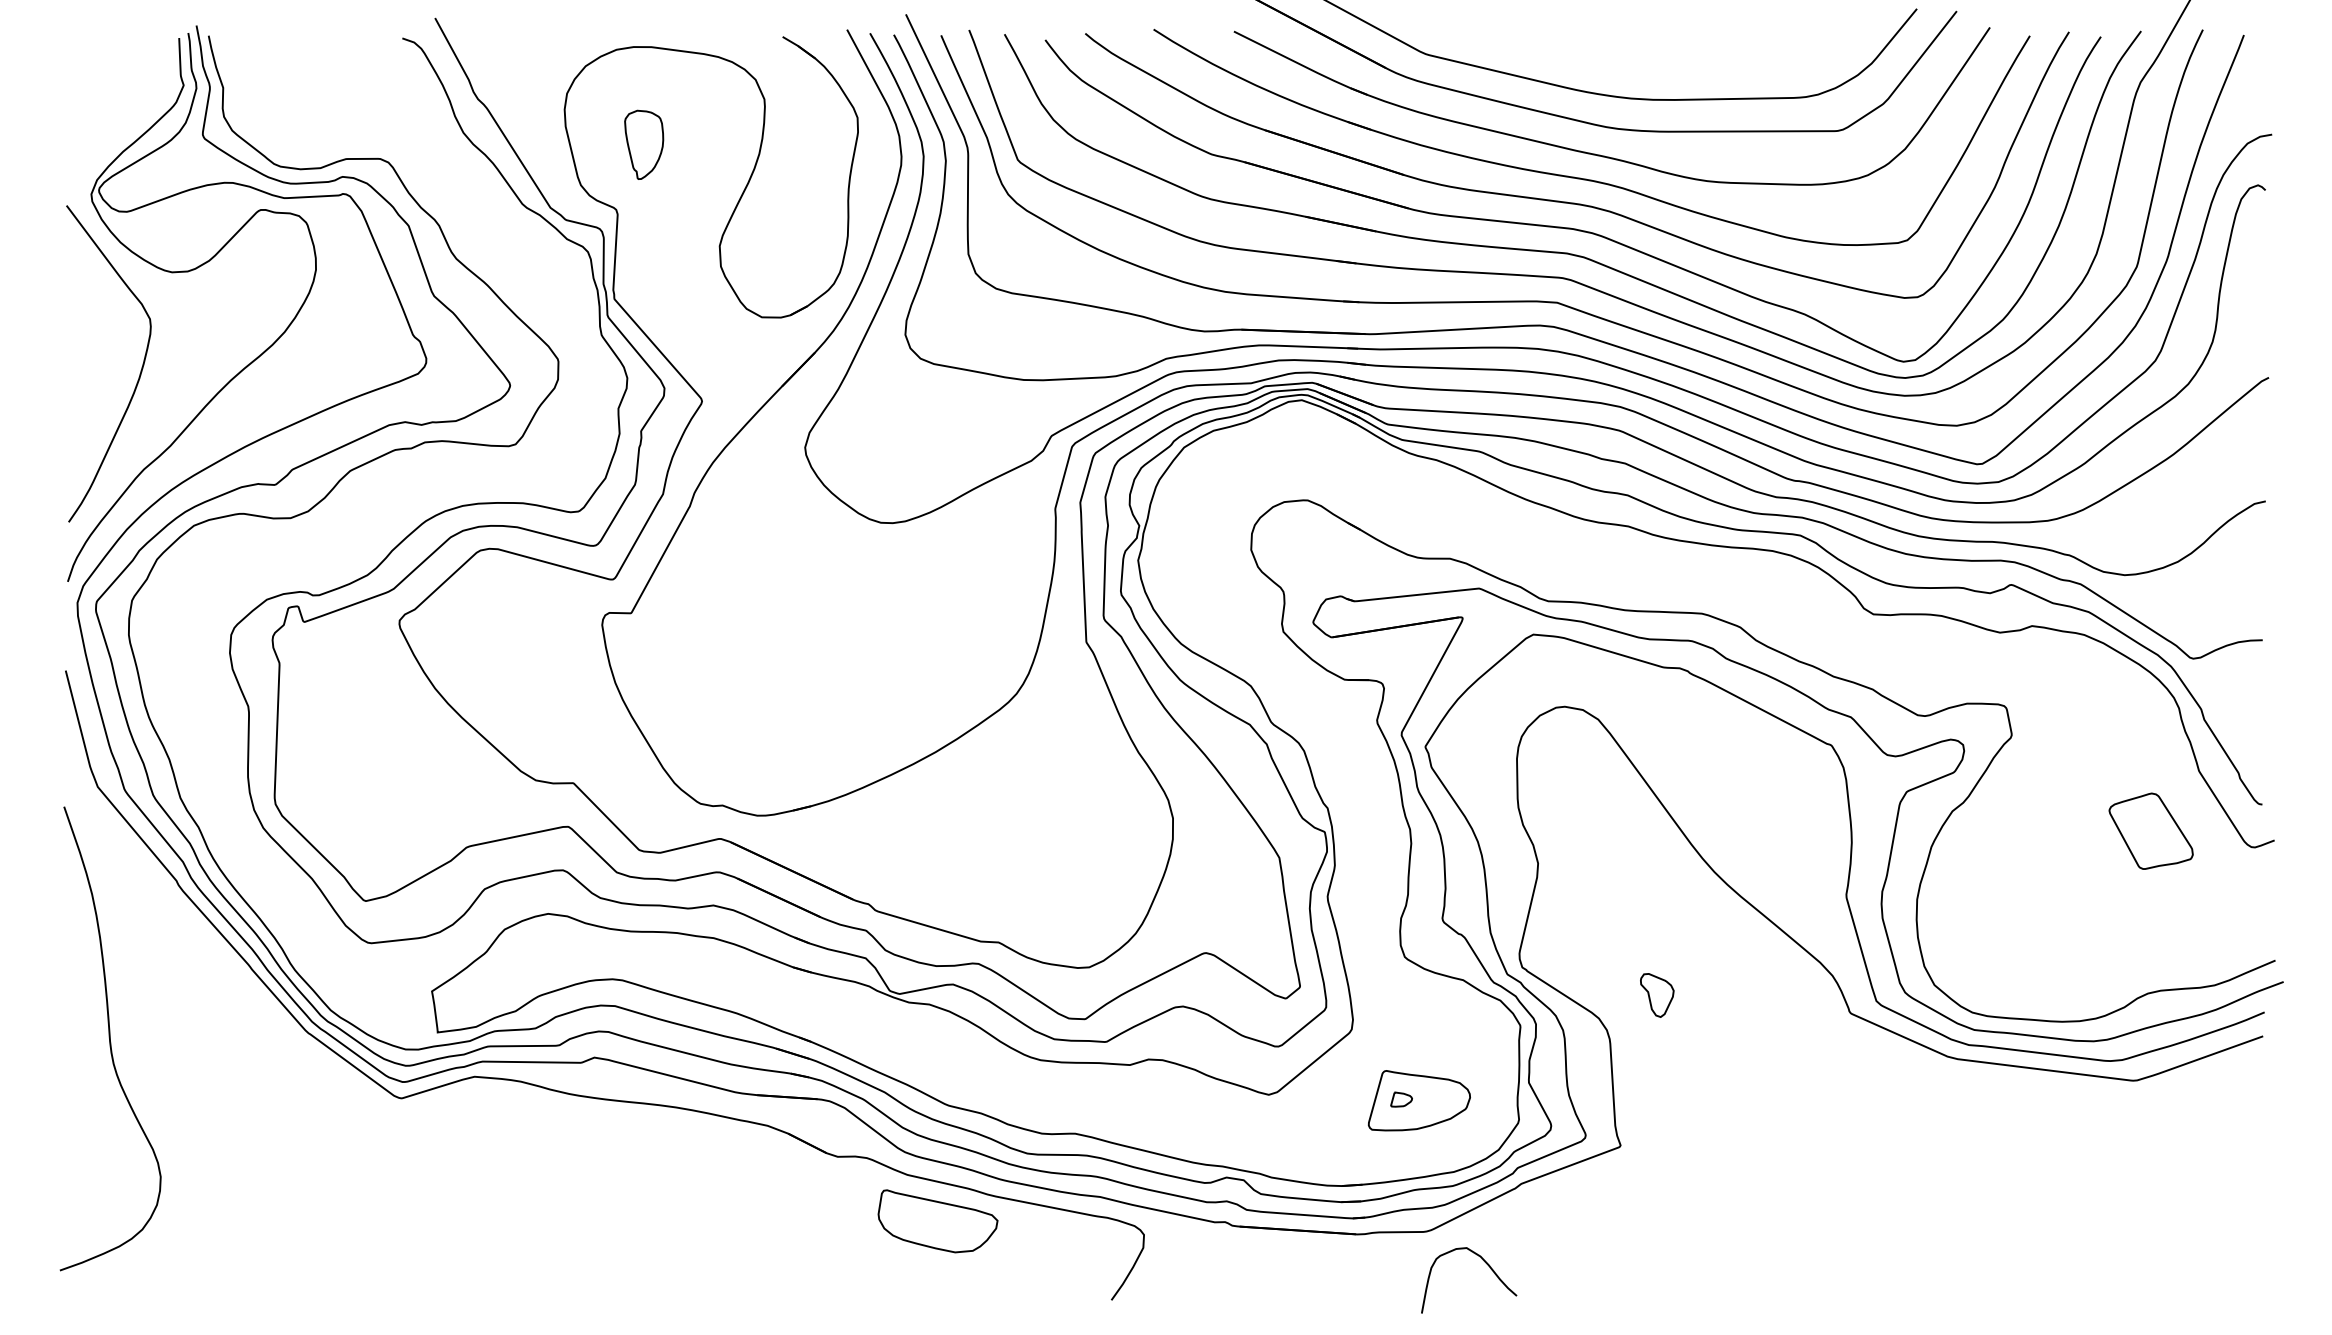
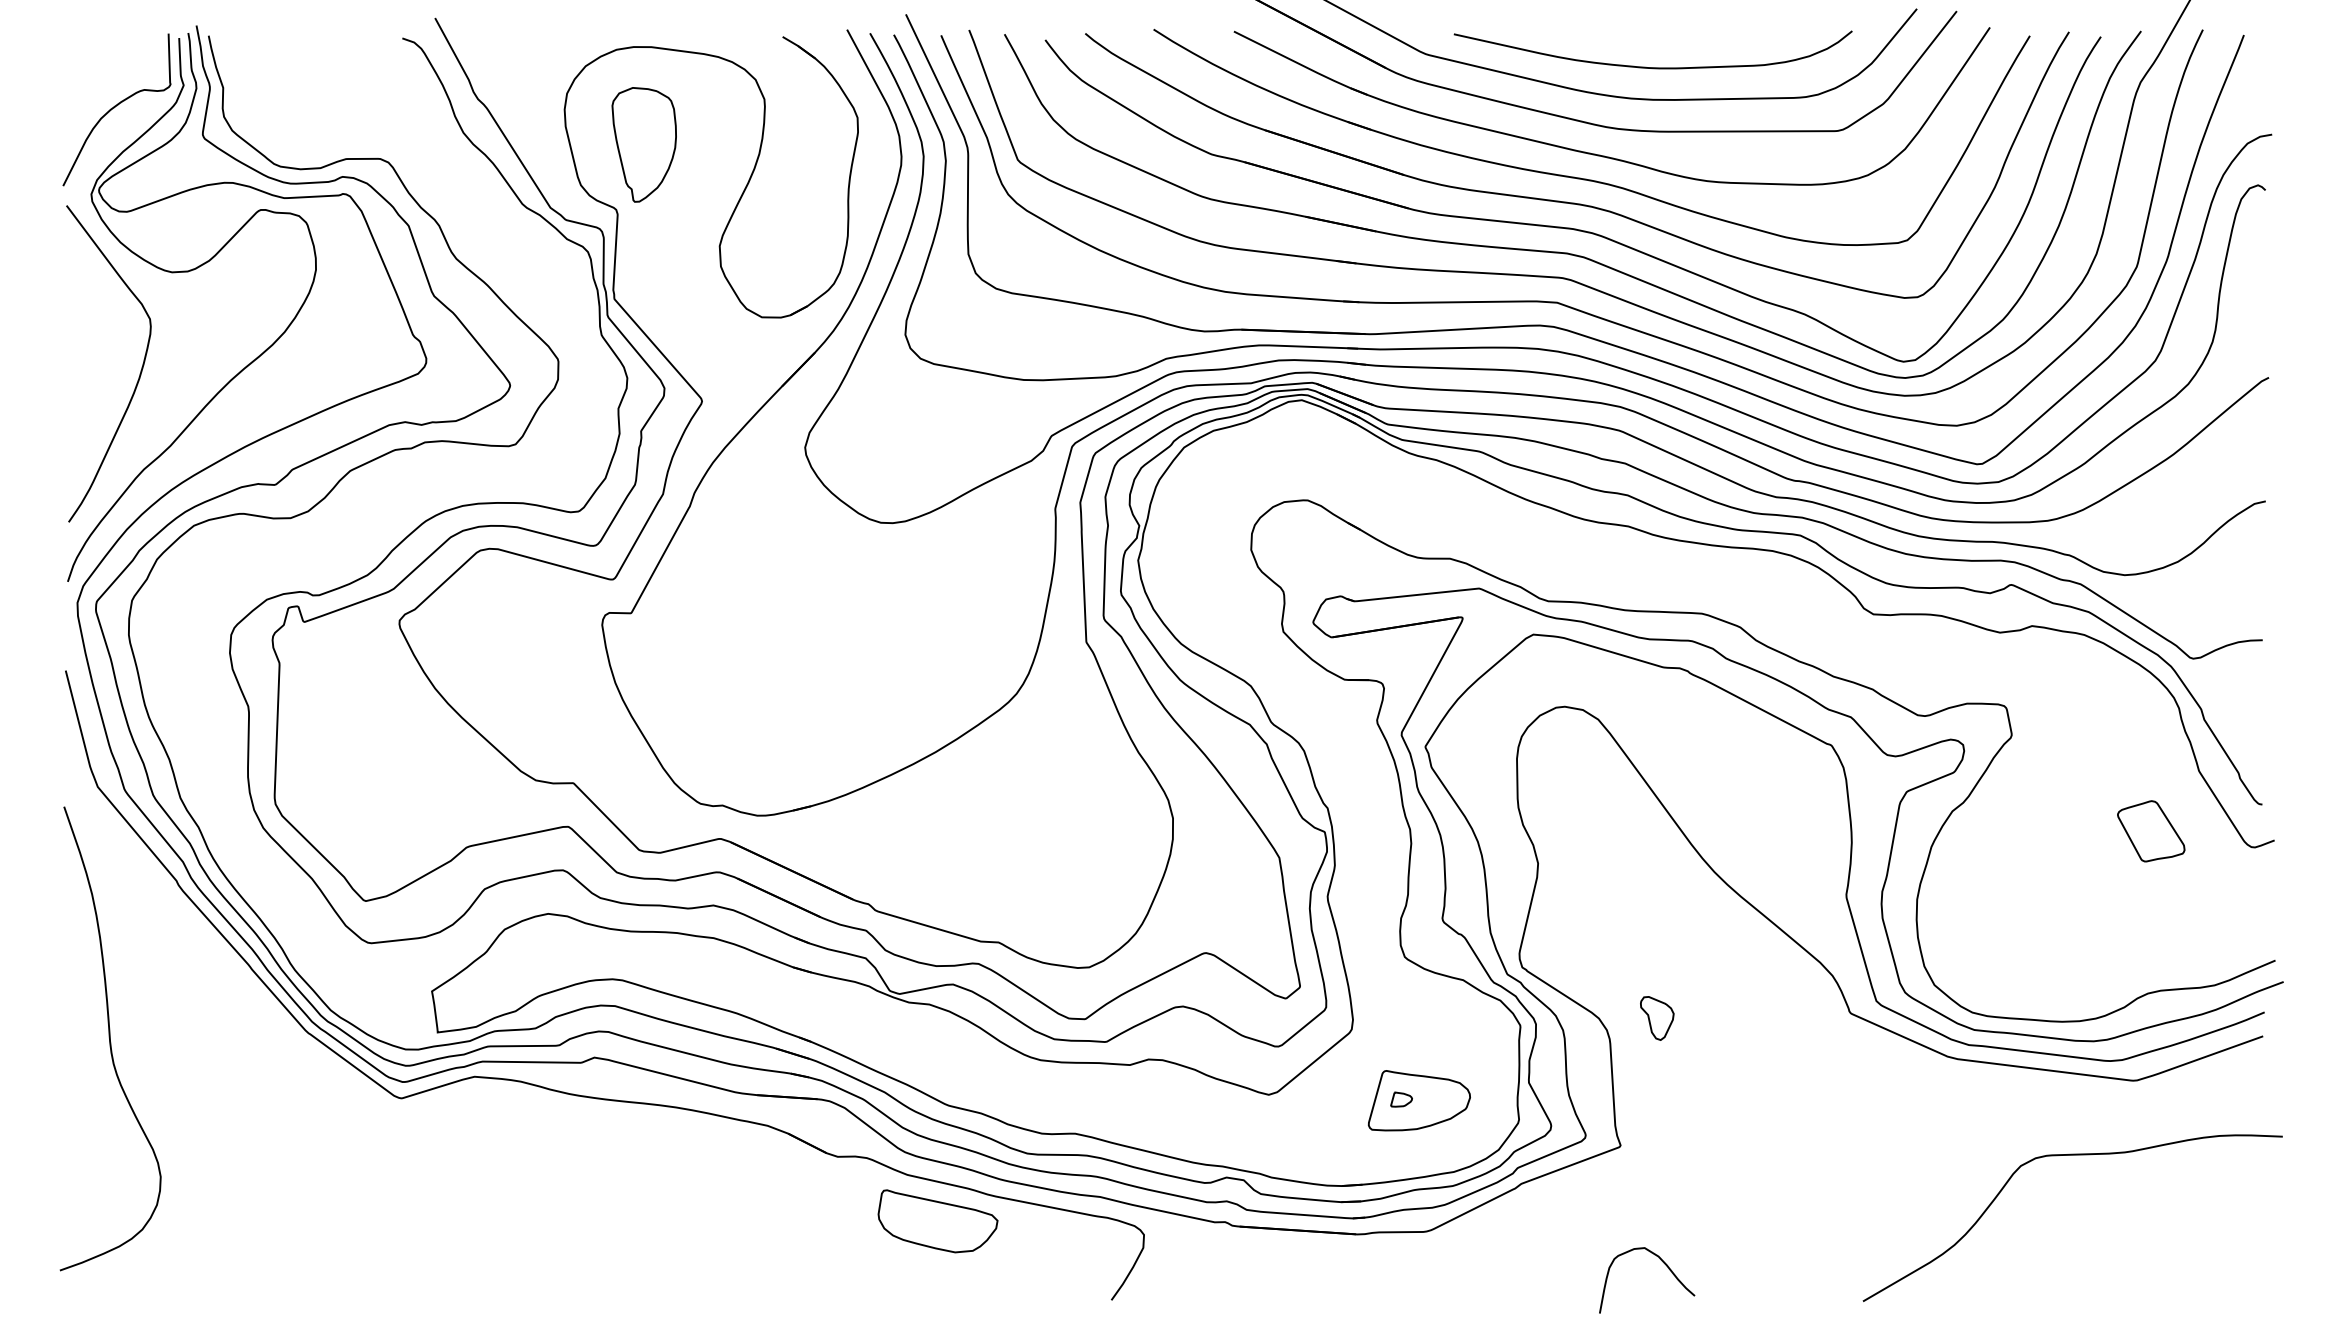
curve: none -> present (1652, 67)
curve: none -> present (115, 107)
part size: 41x71 px -> 66x116 px (643, 144)
part size: 86x78 px -> 69x63 px (2151, 831)
part position: (1657, 995) -> (1657, 1018) (1657, 1018)
curve: none -> present (2072, 1155)
curve position: (1485, 1263) -> (1663, 1263) (1663, 1263)
